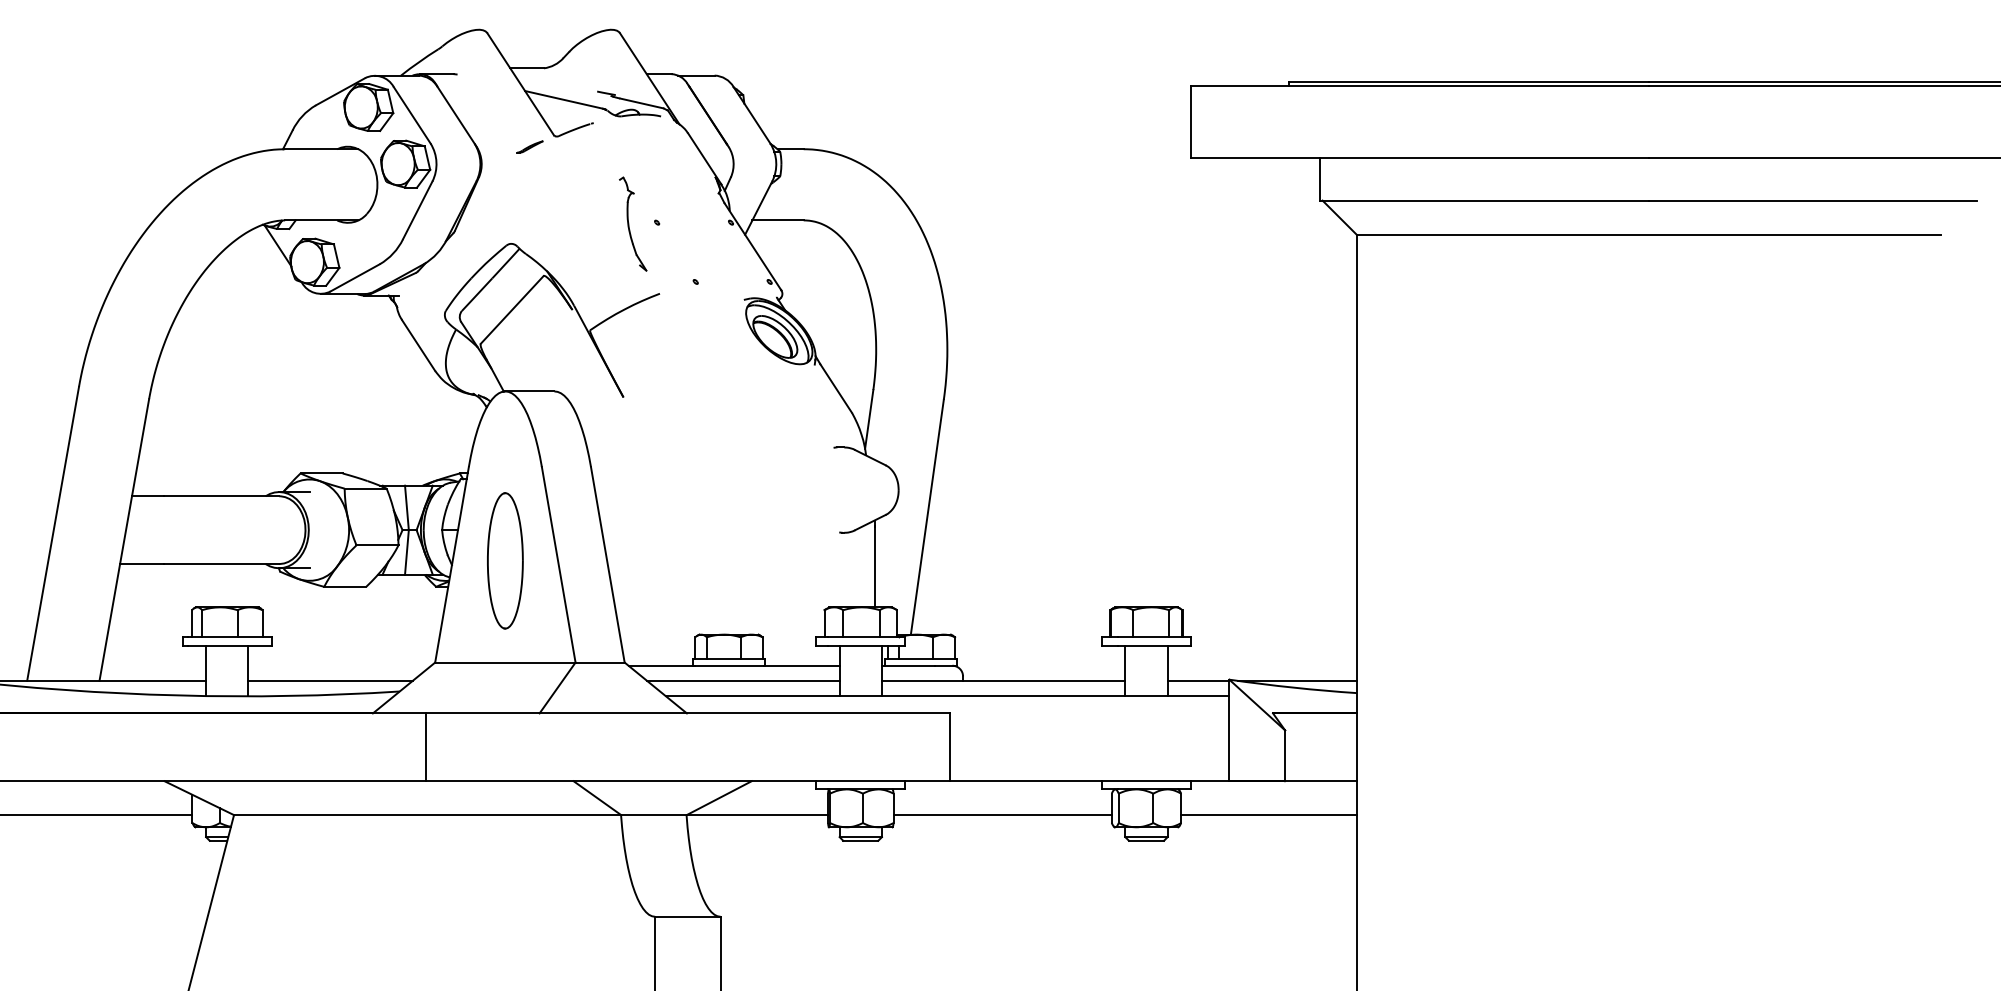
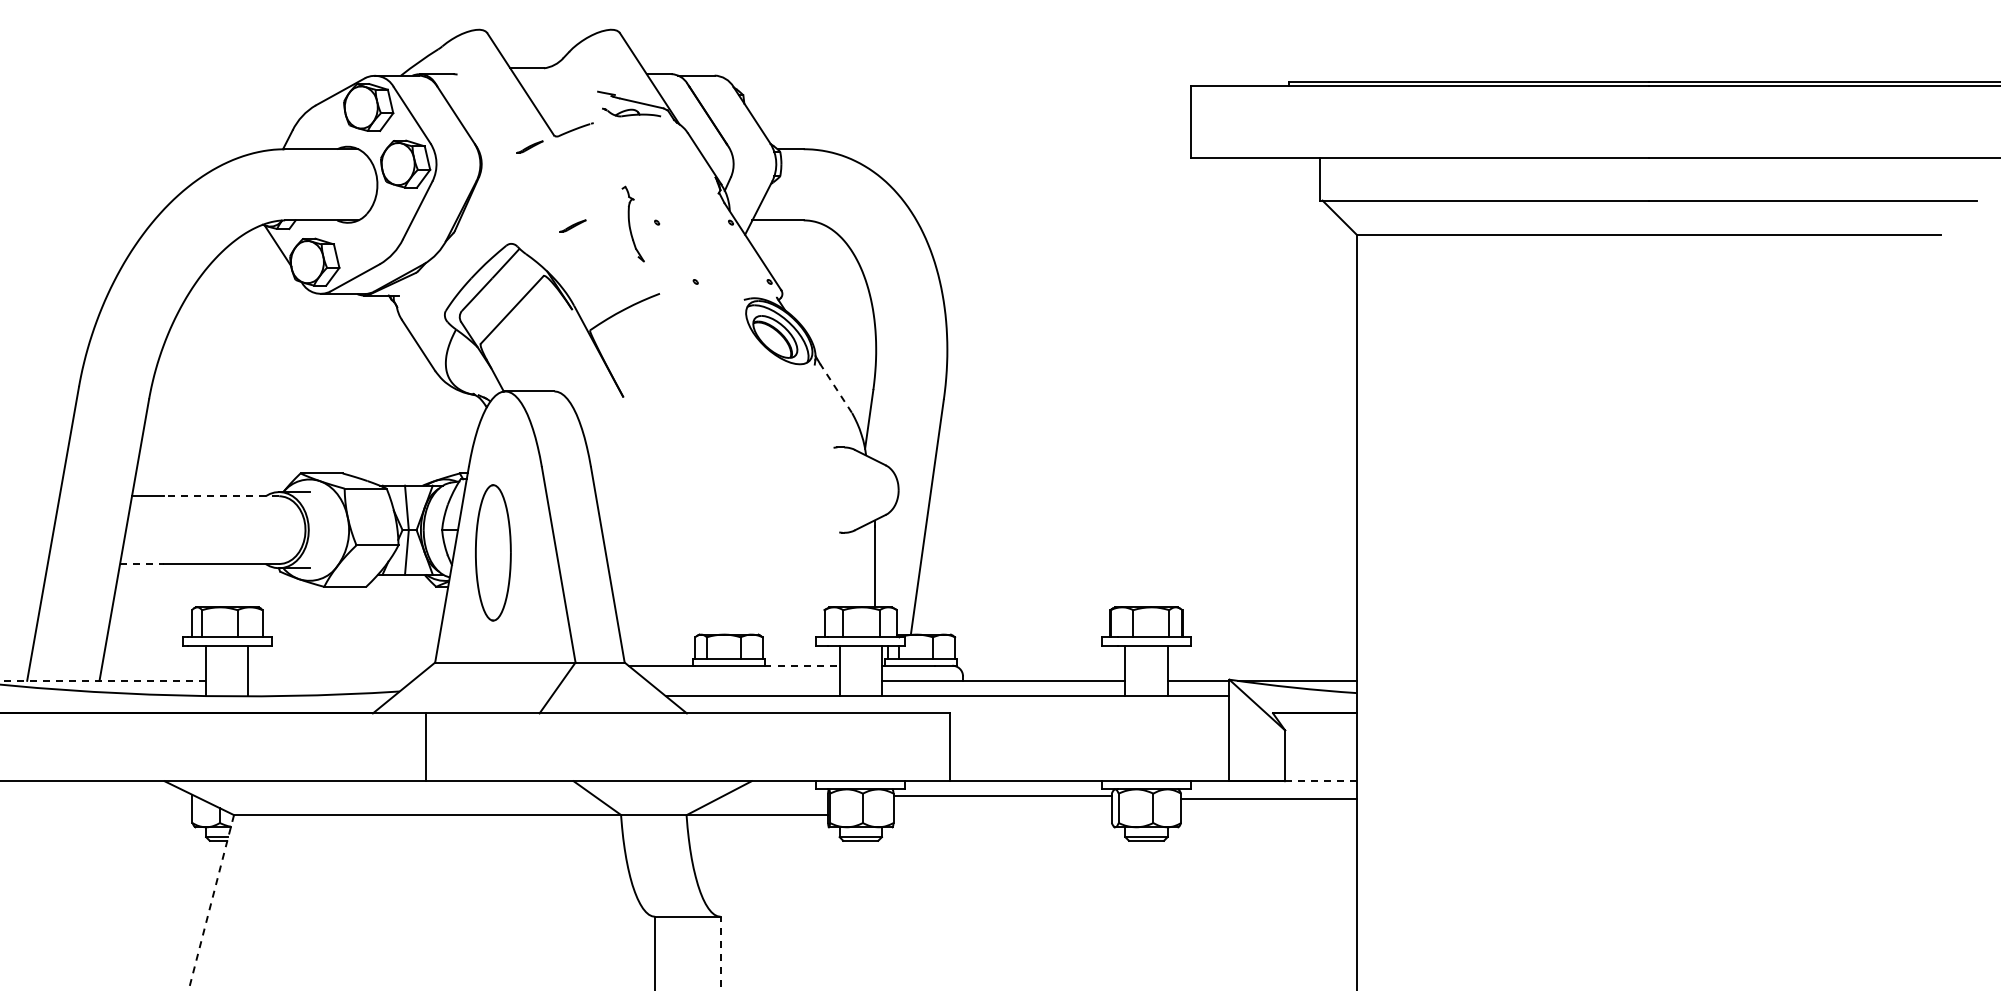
line: present -> none (564, 99)
part size: 29x96 px -> 24x78 px (632, 223)
line: none -> present (572, 225)
line: solid -> dashed (835, 387)
line: solid -> dashed (221, 496)
part position: (505, 560) -> (493, 552) (493, 552)
line: solid -> dashed (142, 564)
line: solid -> dashed (802, 665)
line: solid -> dashed (103, 680)
line: present -> none (330, 680)
line: present -> none (742, 680)
line: solid -> dashed (1320, 781)
line: present -> none (97, 815)
line position: (1002, 815) -> (1002, 796) (1002, 796)
line position: (1268, 815) -> (1268, 799) (1268, 799)
line: solid -> dashed (211, 902)
line: solid -> dashed (720, 953)
